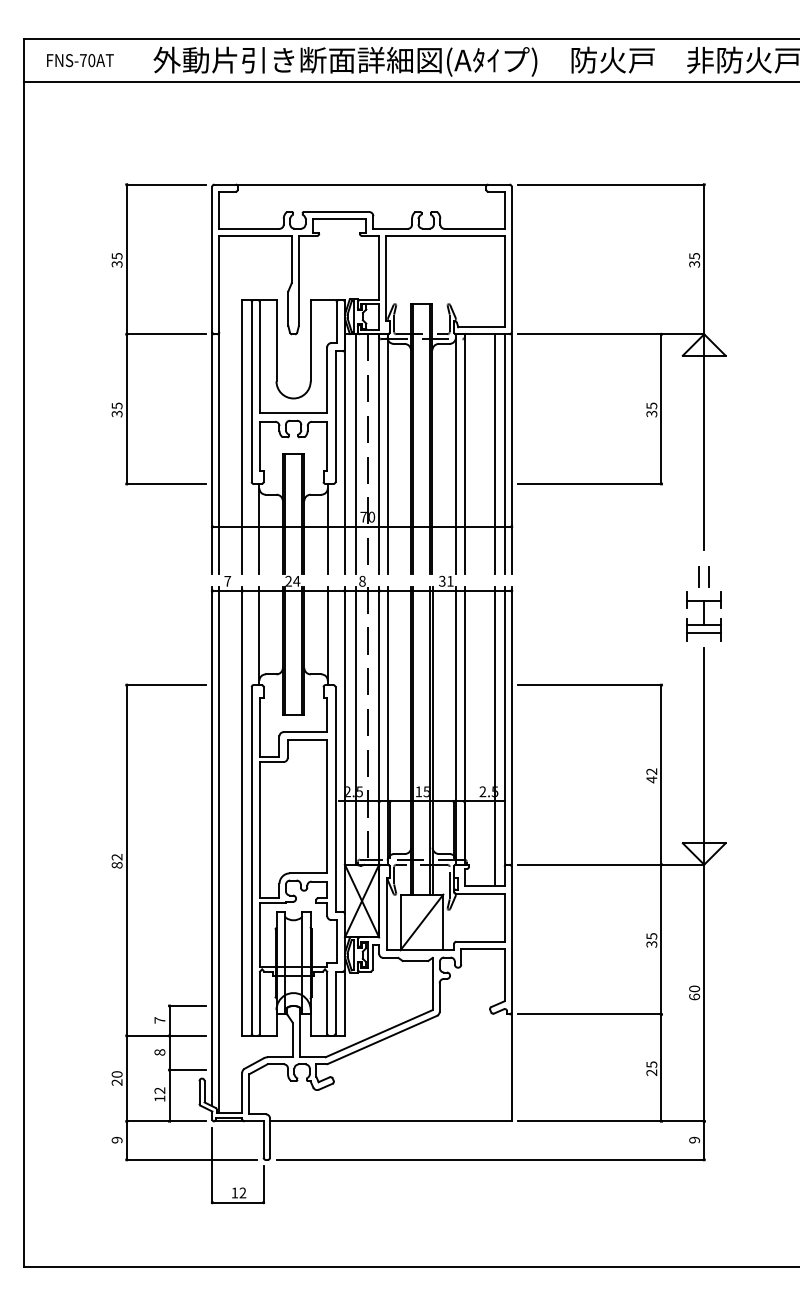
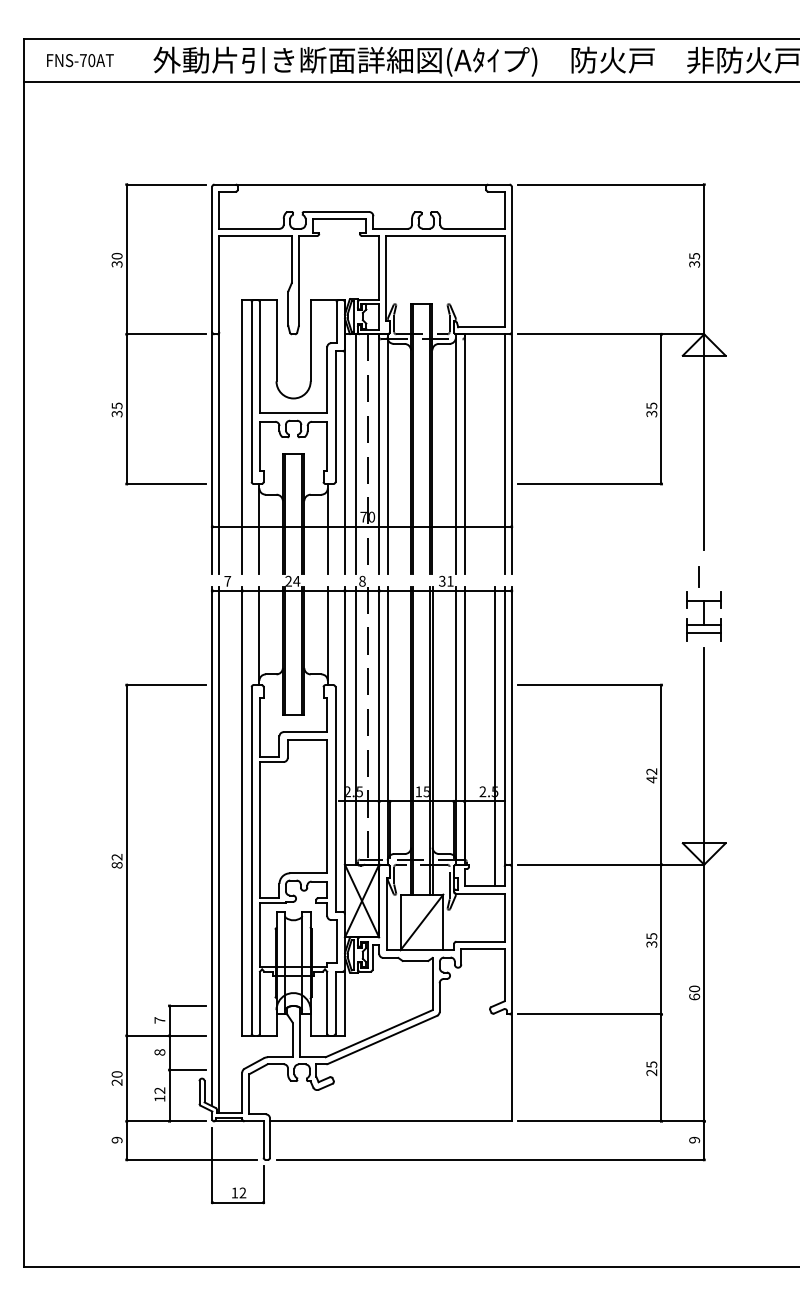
text: 35 -> 30 (116, 256)
line: present -> none (494, 453)
line: present -> none (708, 576)
